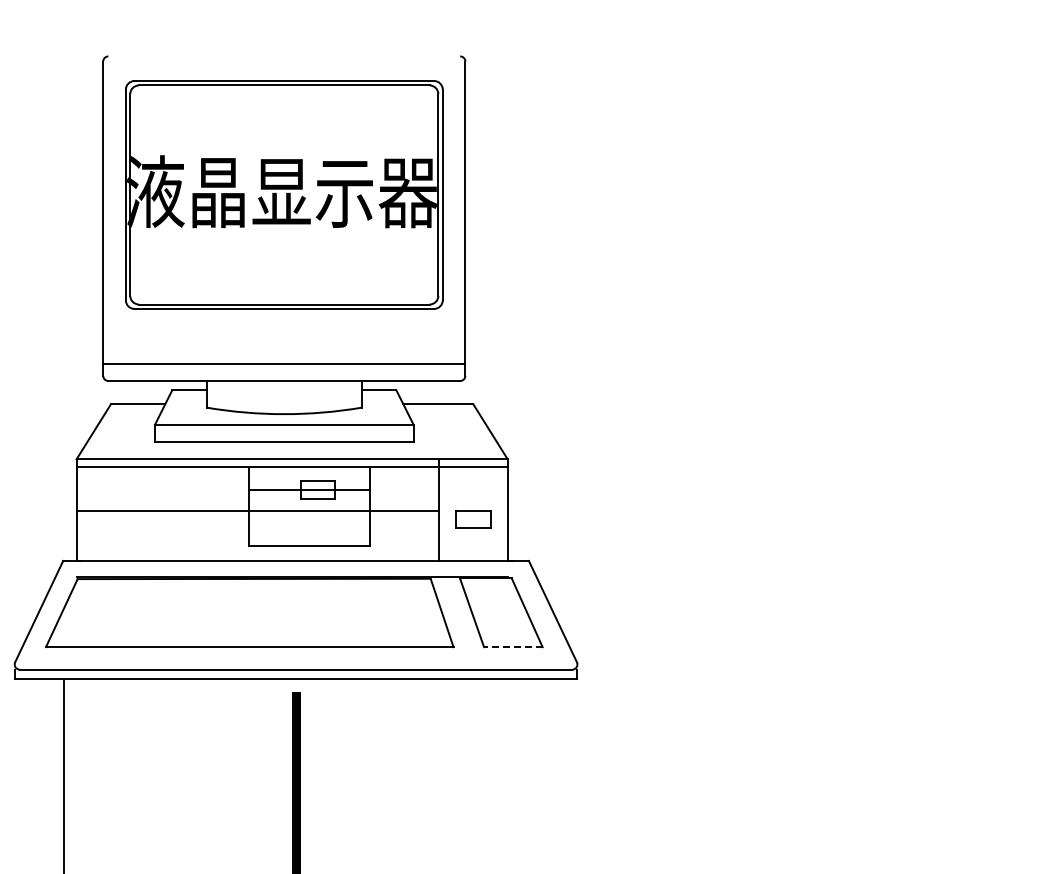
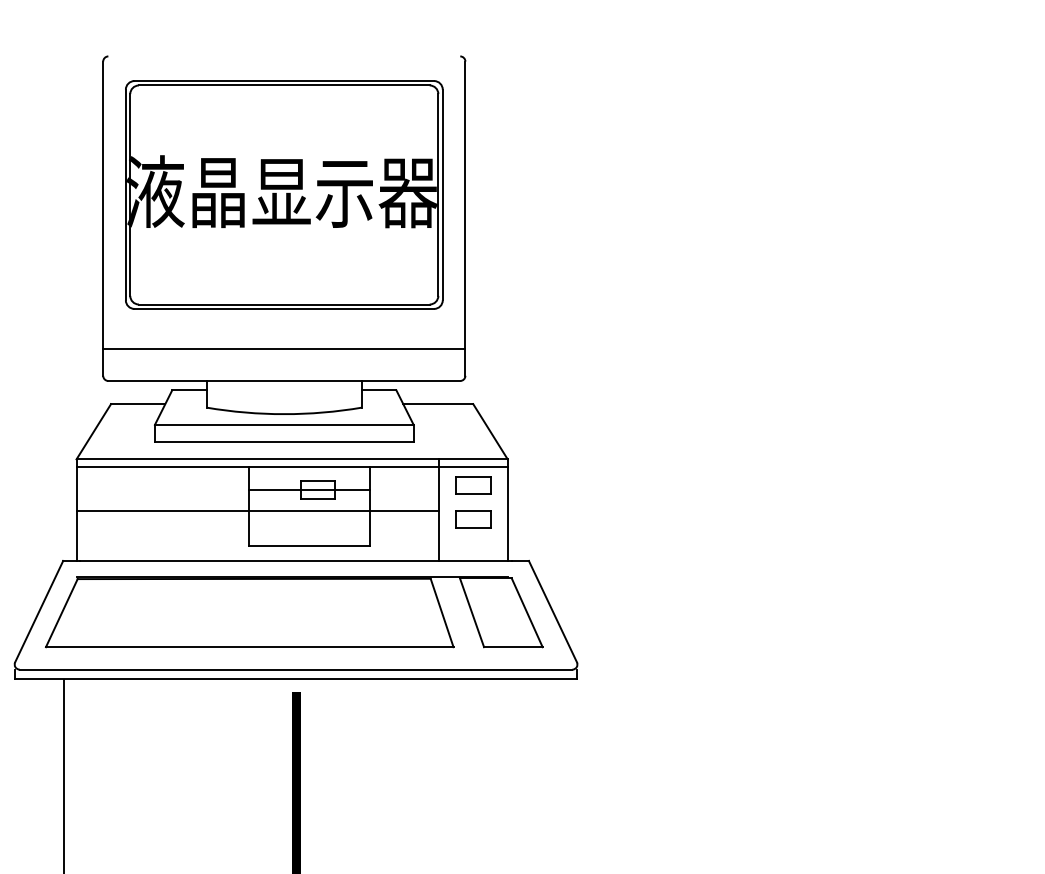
line position: (284, 364) -> (284, 349) (284, 349)
part: none -> present (473, 485)
line: dashed -> solid (512, 647)
